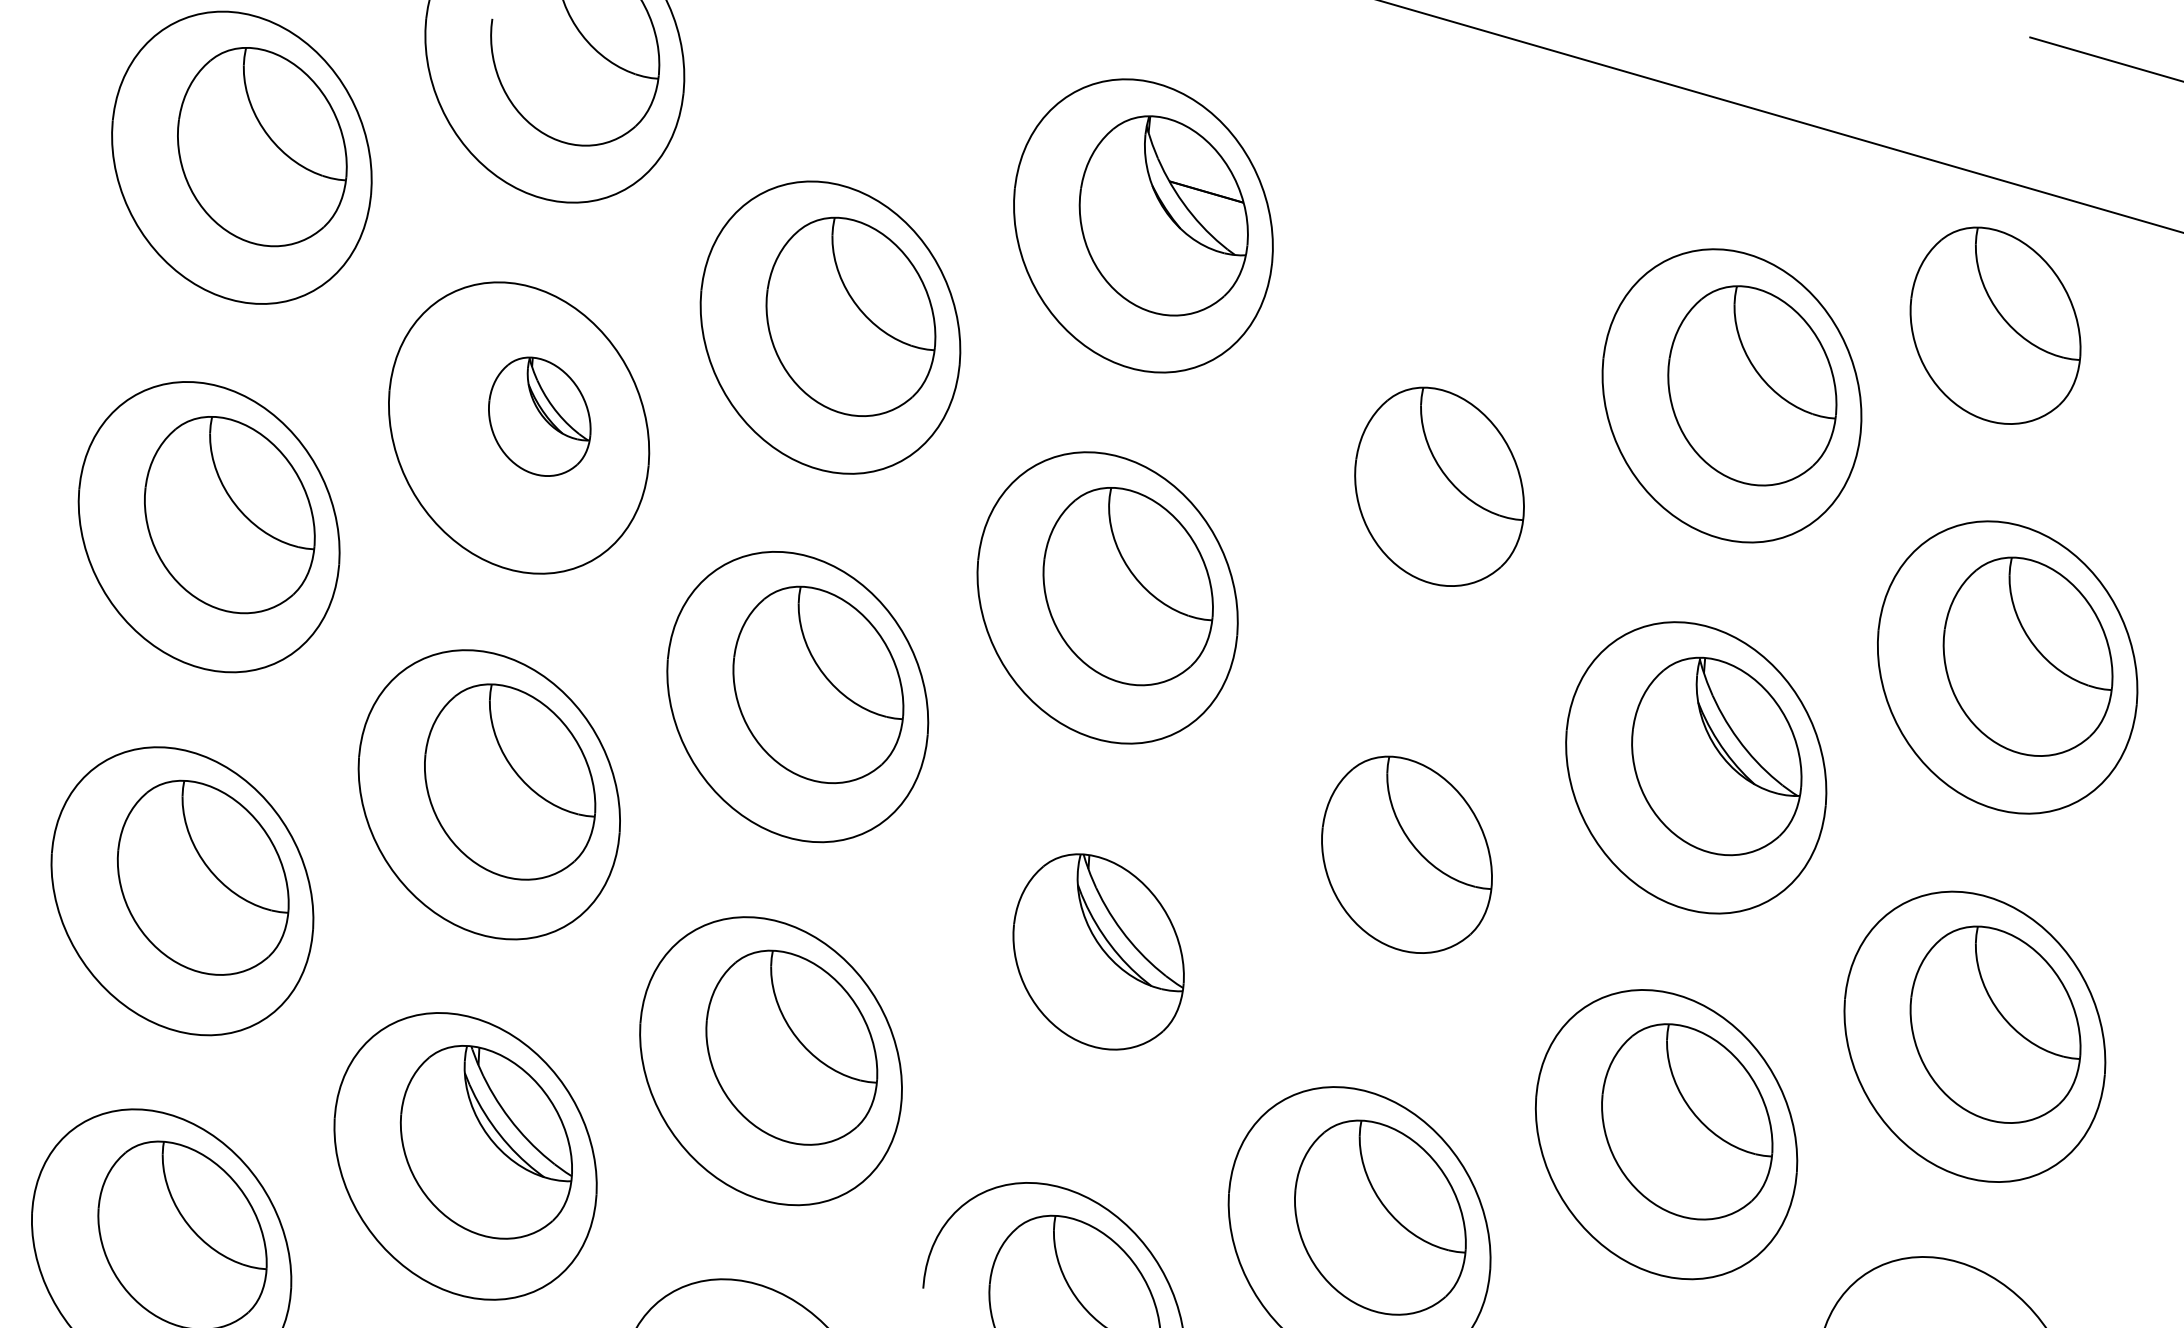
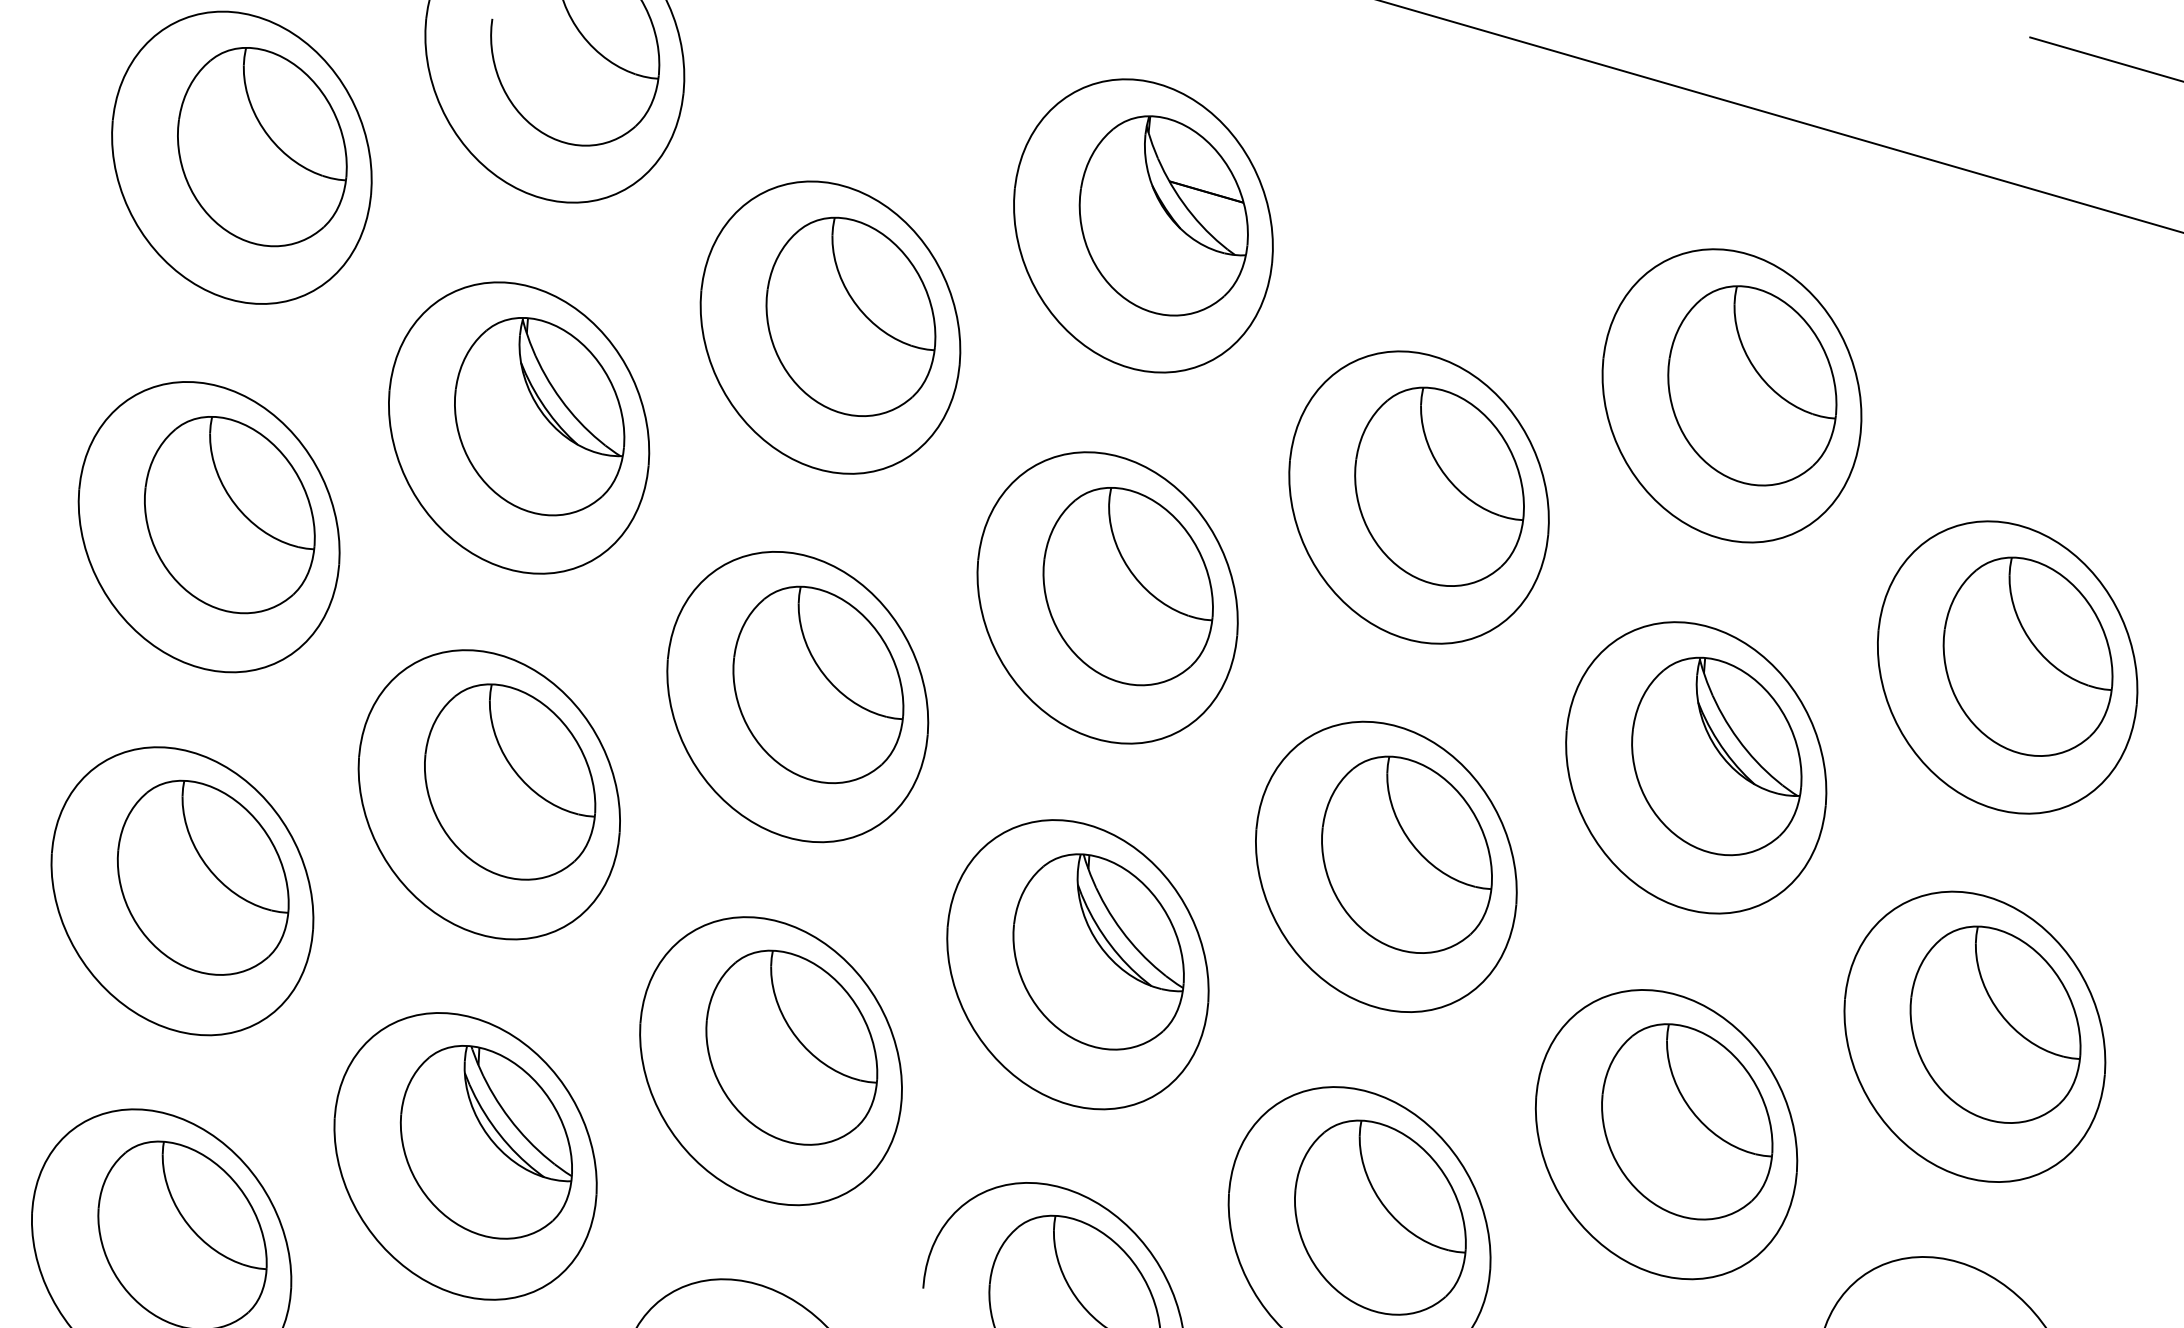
part: present -> none (1995, 325)
part size: 104x121 px -> 172x200 px (539, 416)
part: none -> present (1418, 497)
part: none -> present (1386, 866)
part: none -> present (1077, 964)
